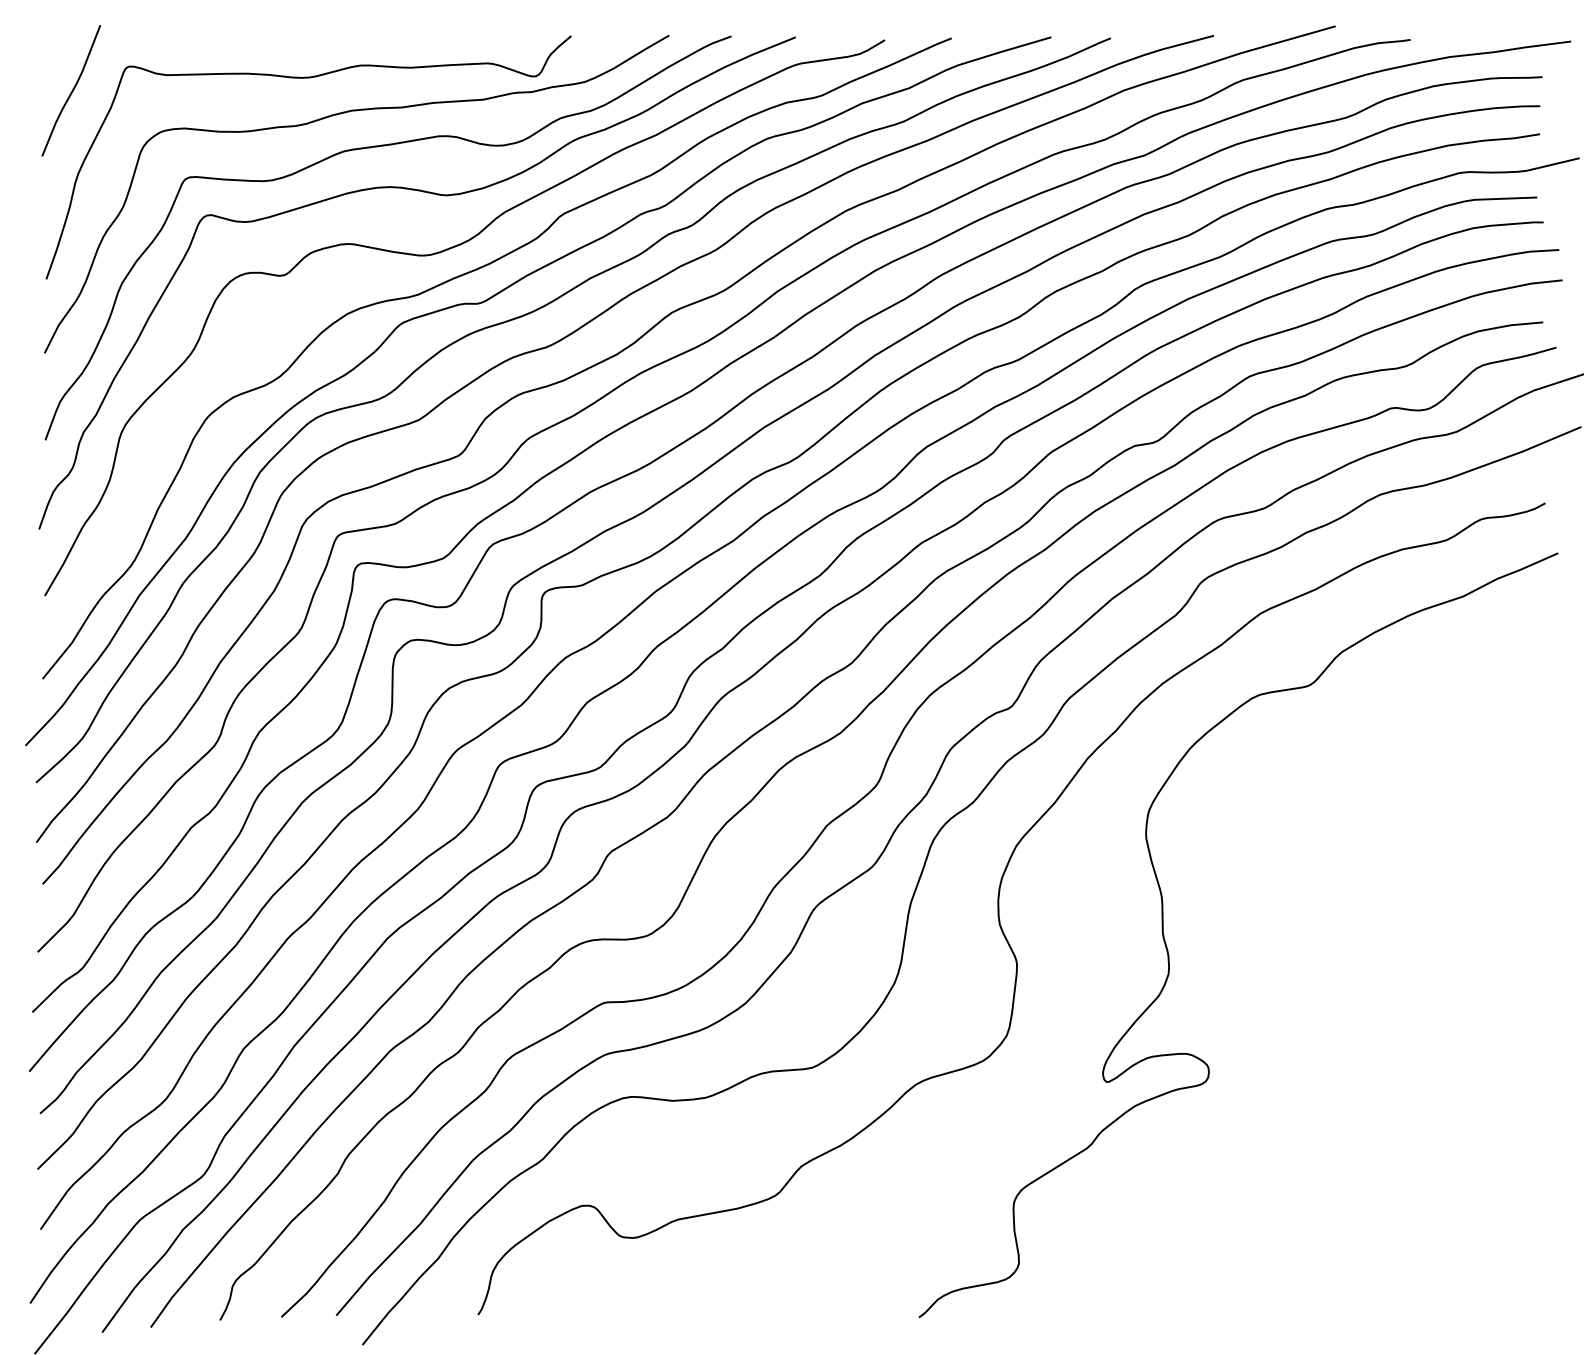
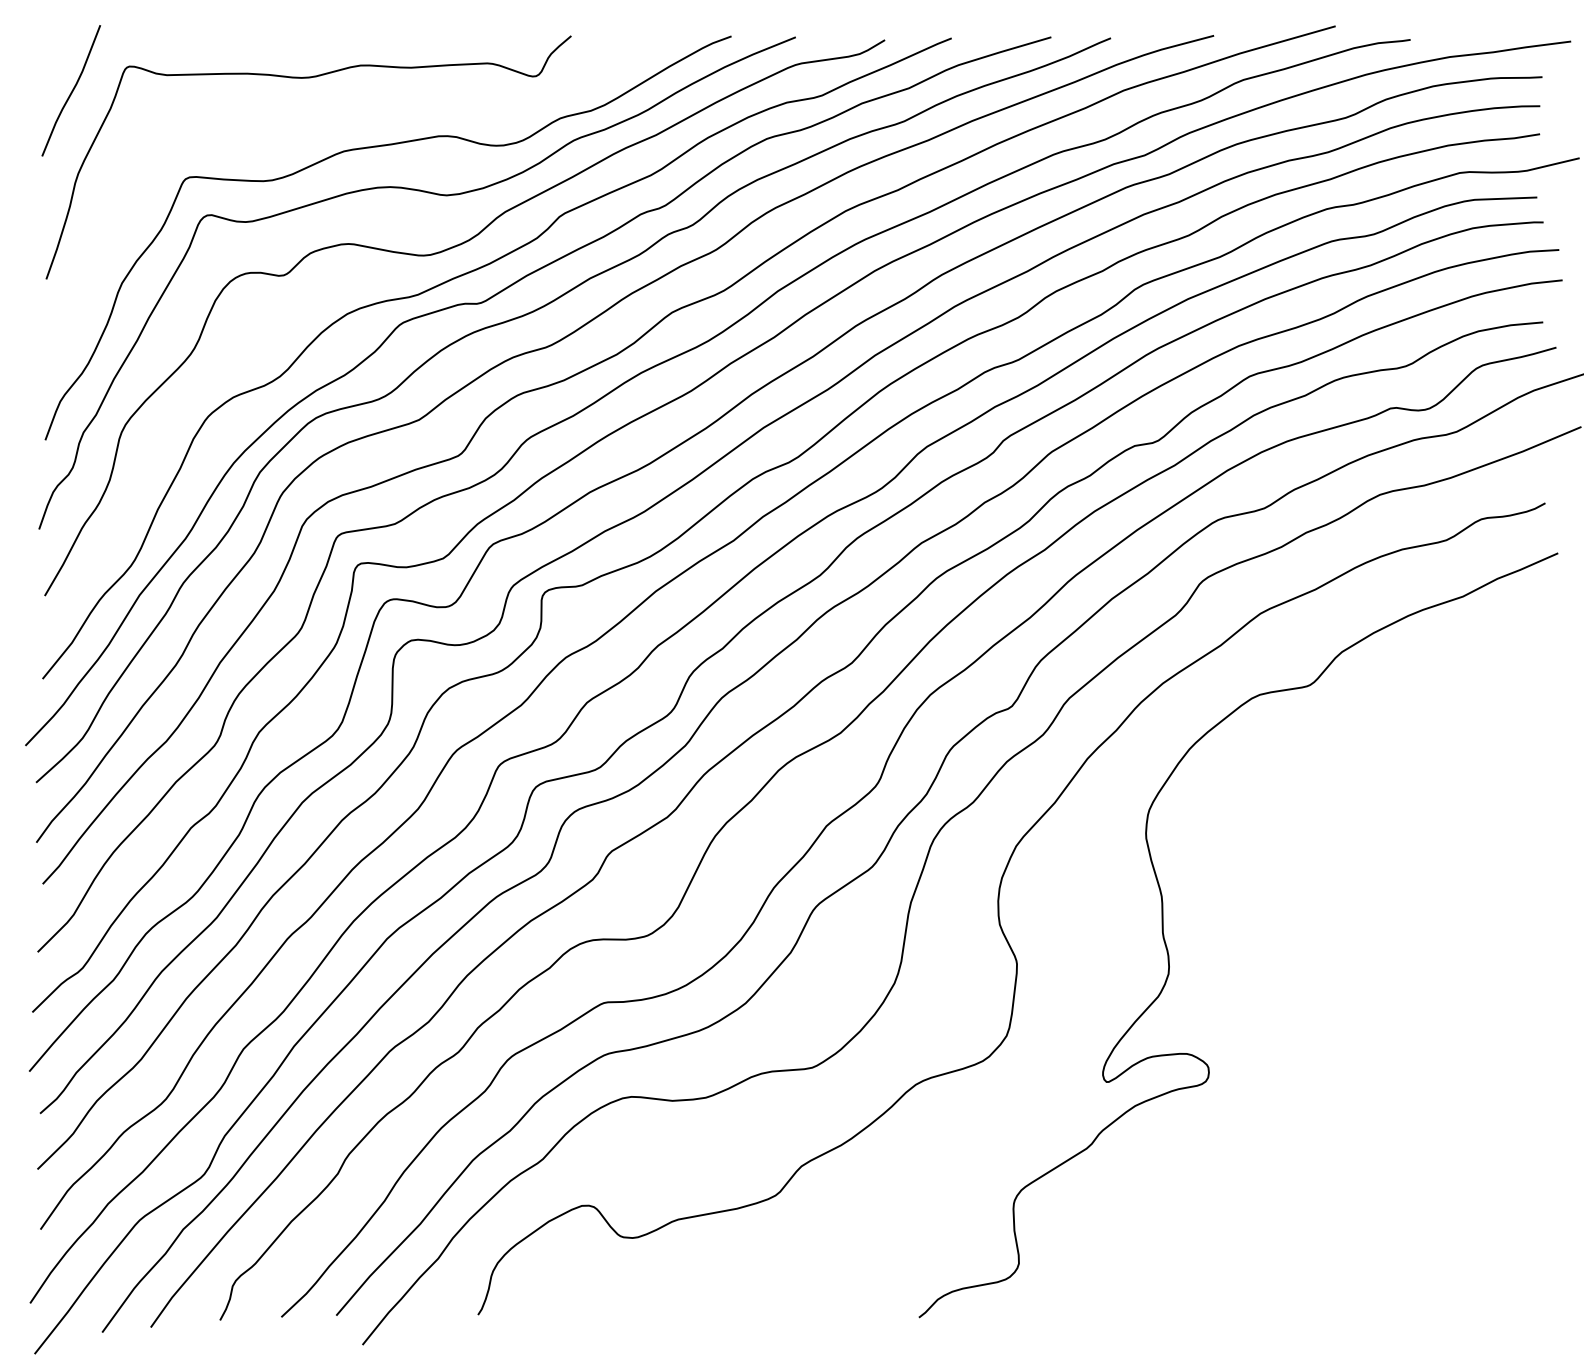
curve: present -> none (337, 115)
